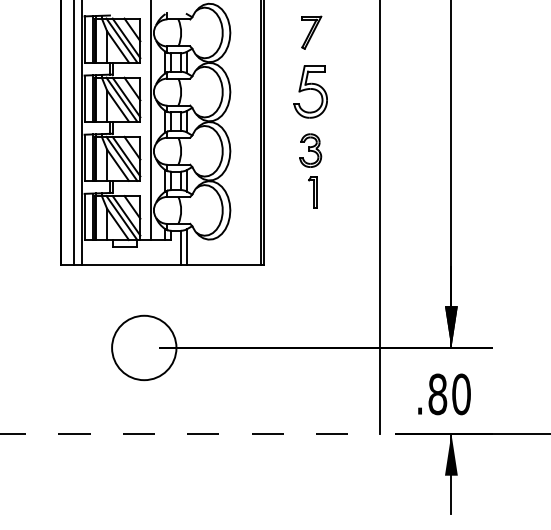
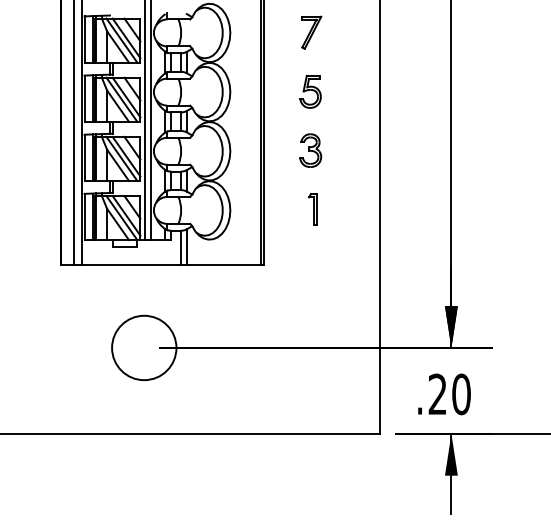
part size: 35x54 px -> 23x35 px (310, 91)
line: none -> present (145, 121)
part position: (312, 192) -> (312, 209) (312, 209)
text: .80 -> .20 (437, 394)
line: dashed -> solid (190, 433)
